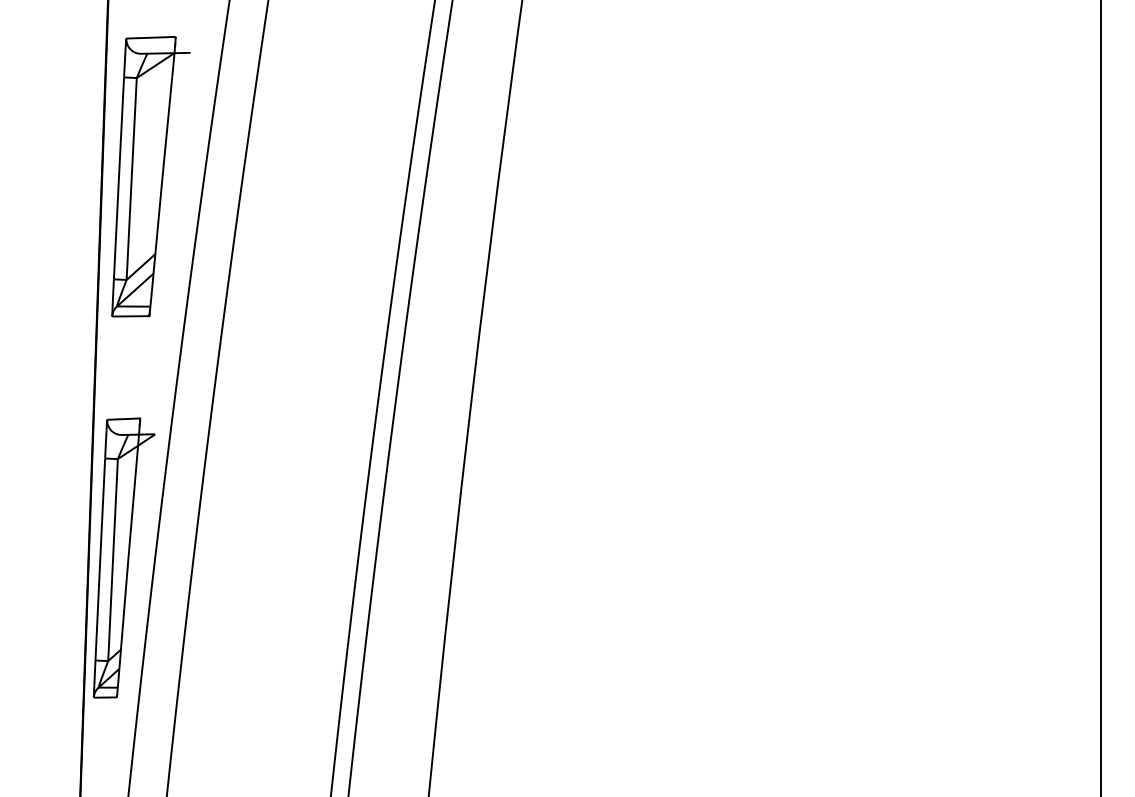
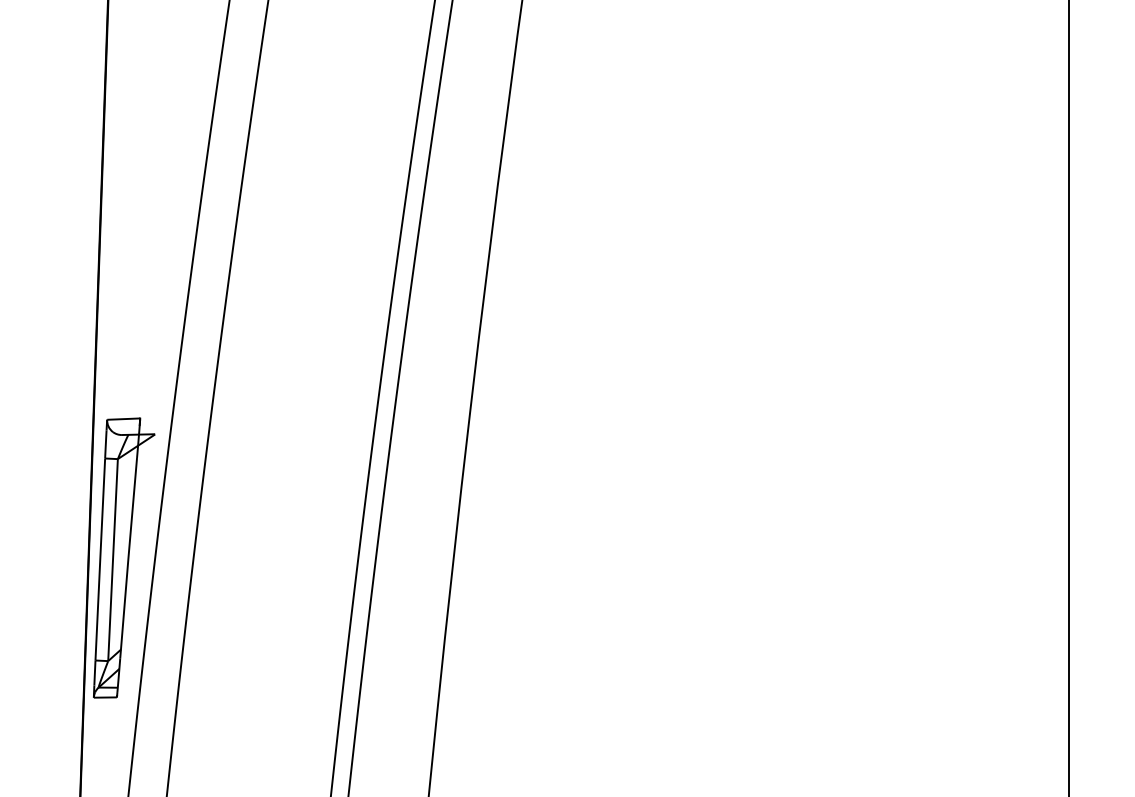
part: present -> none (150, 176)
line position: (1100, 397) -> (1068, 397) (1068, 397)
